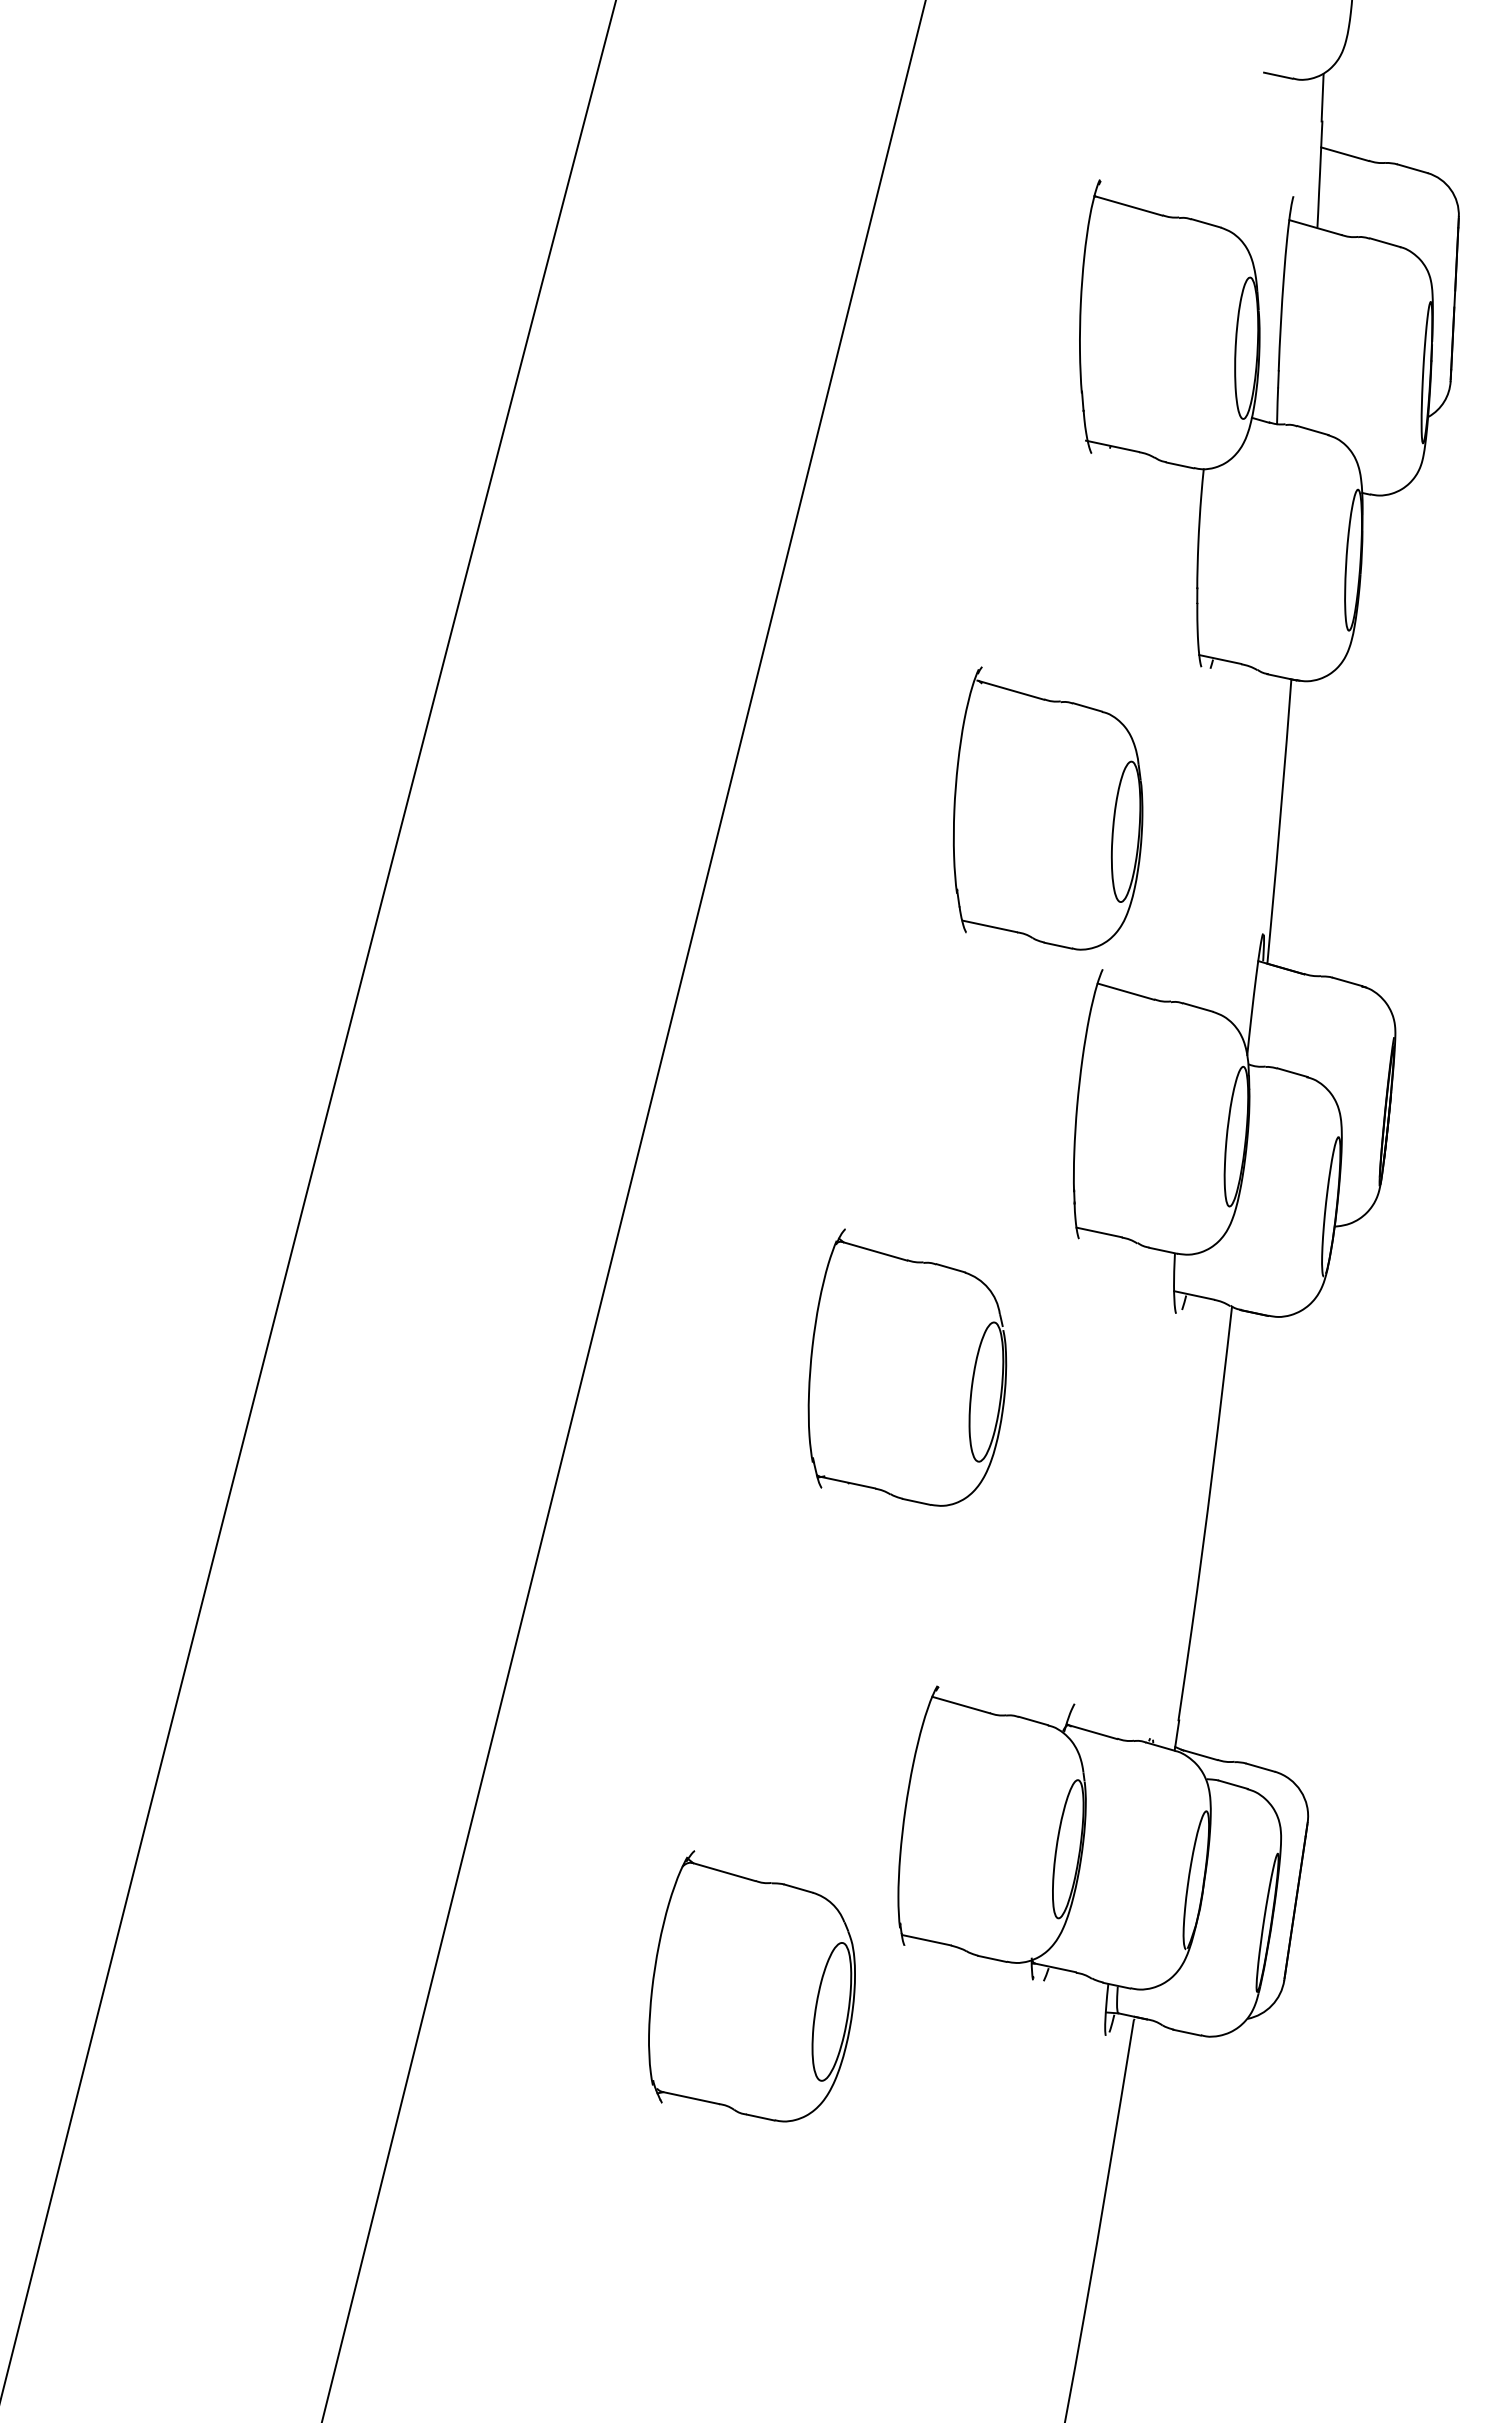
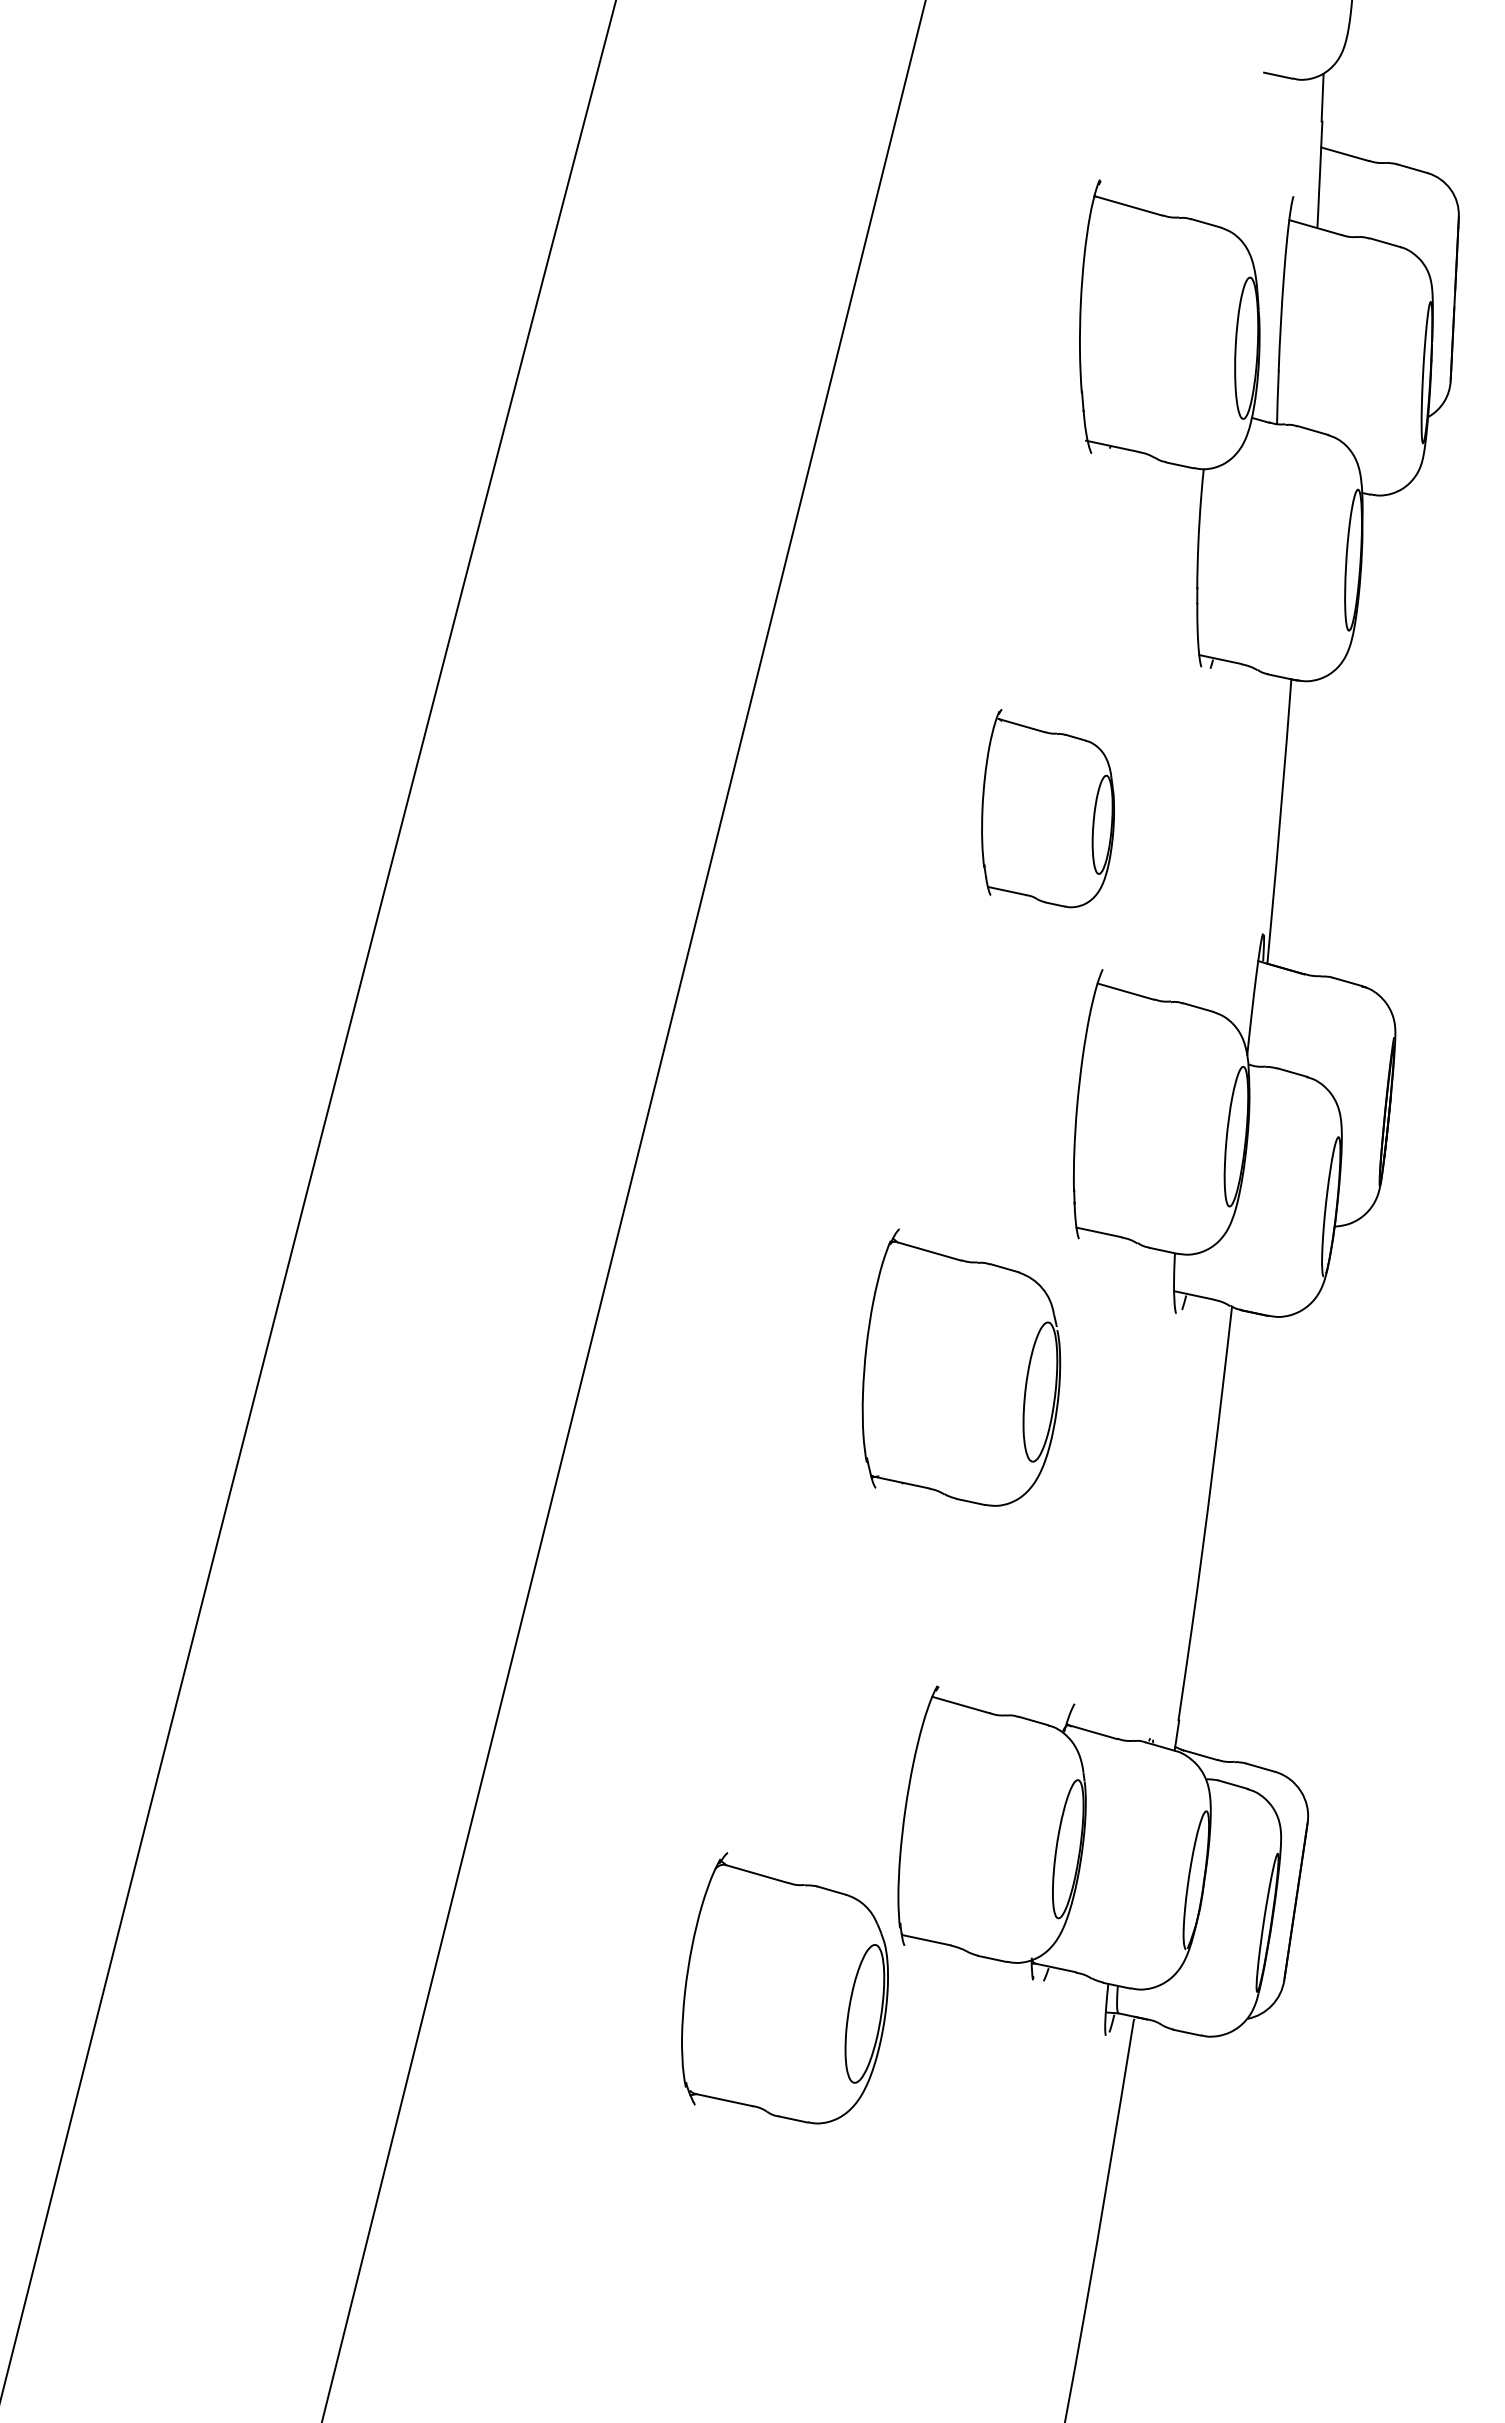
part size: 192x285 px -> 134x200 px (1047, 808)
part position: (971, 1380) -> (1025, 1380) (1025, 1380)
part position: (751, 1986) -> (784, 1988) (784, 1988)
